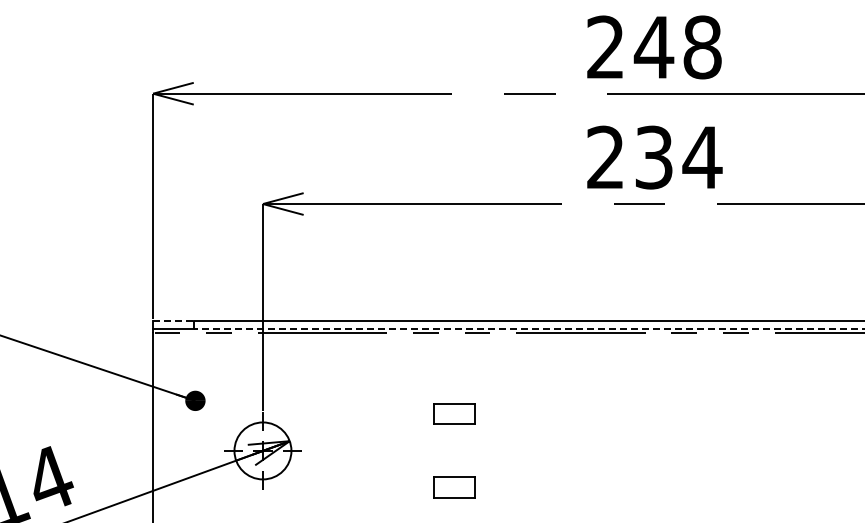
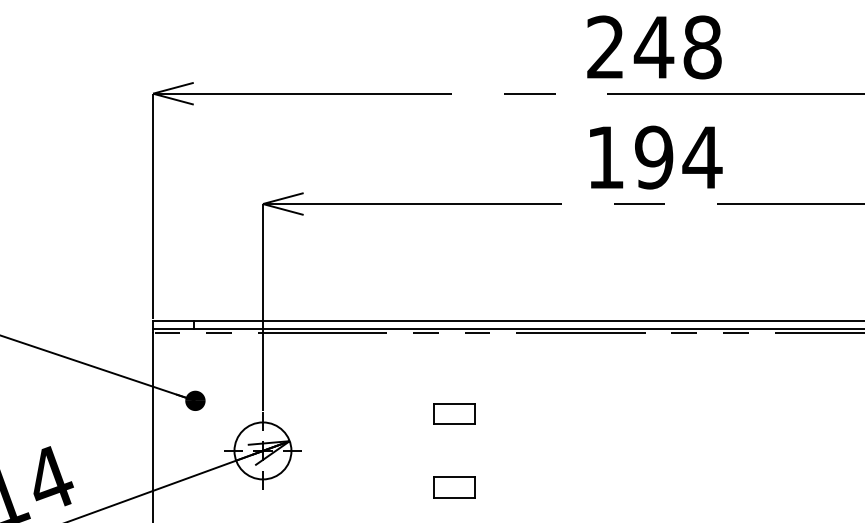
text: 234 -> 194 (630, 157)
line: dashed -> solid (173, 320)
line: dashed -> solid (528, 328)
